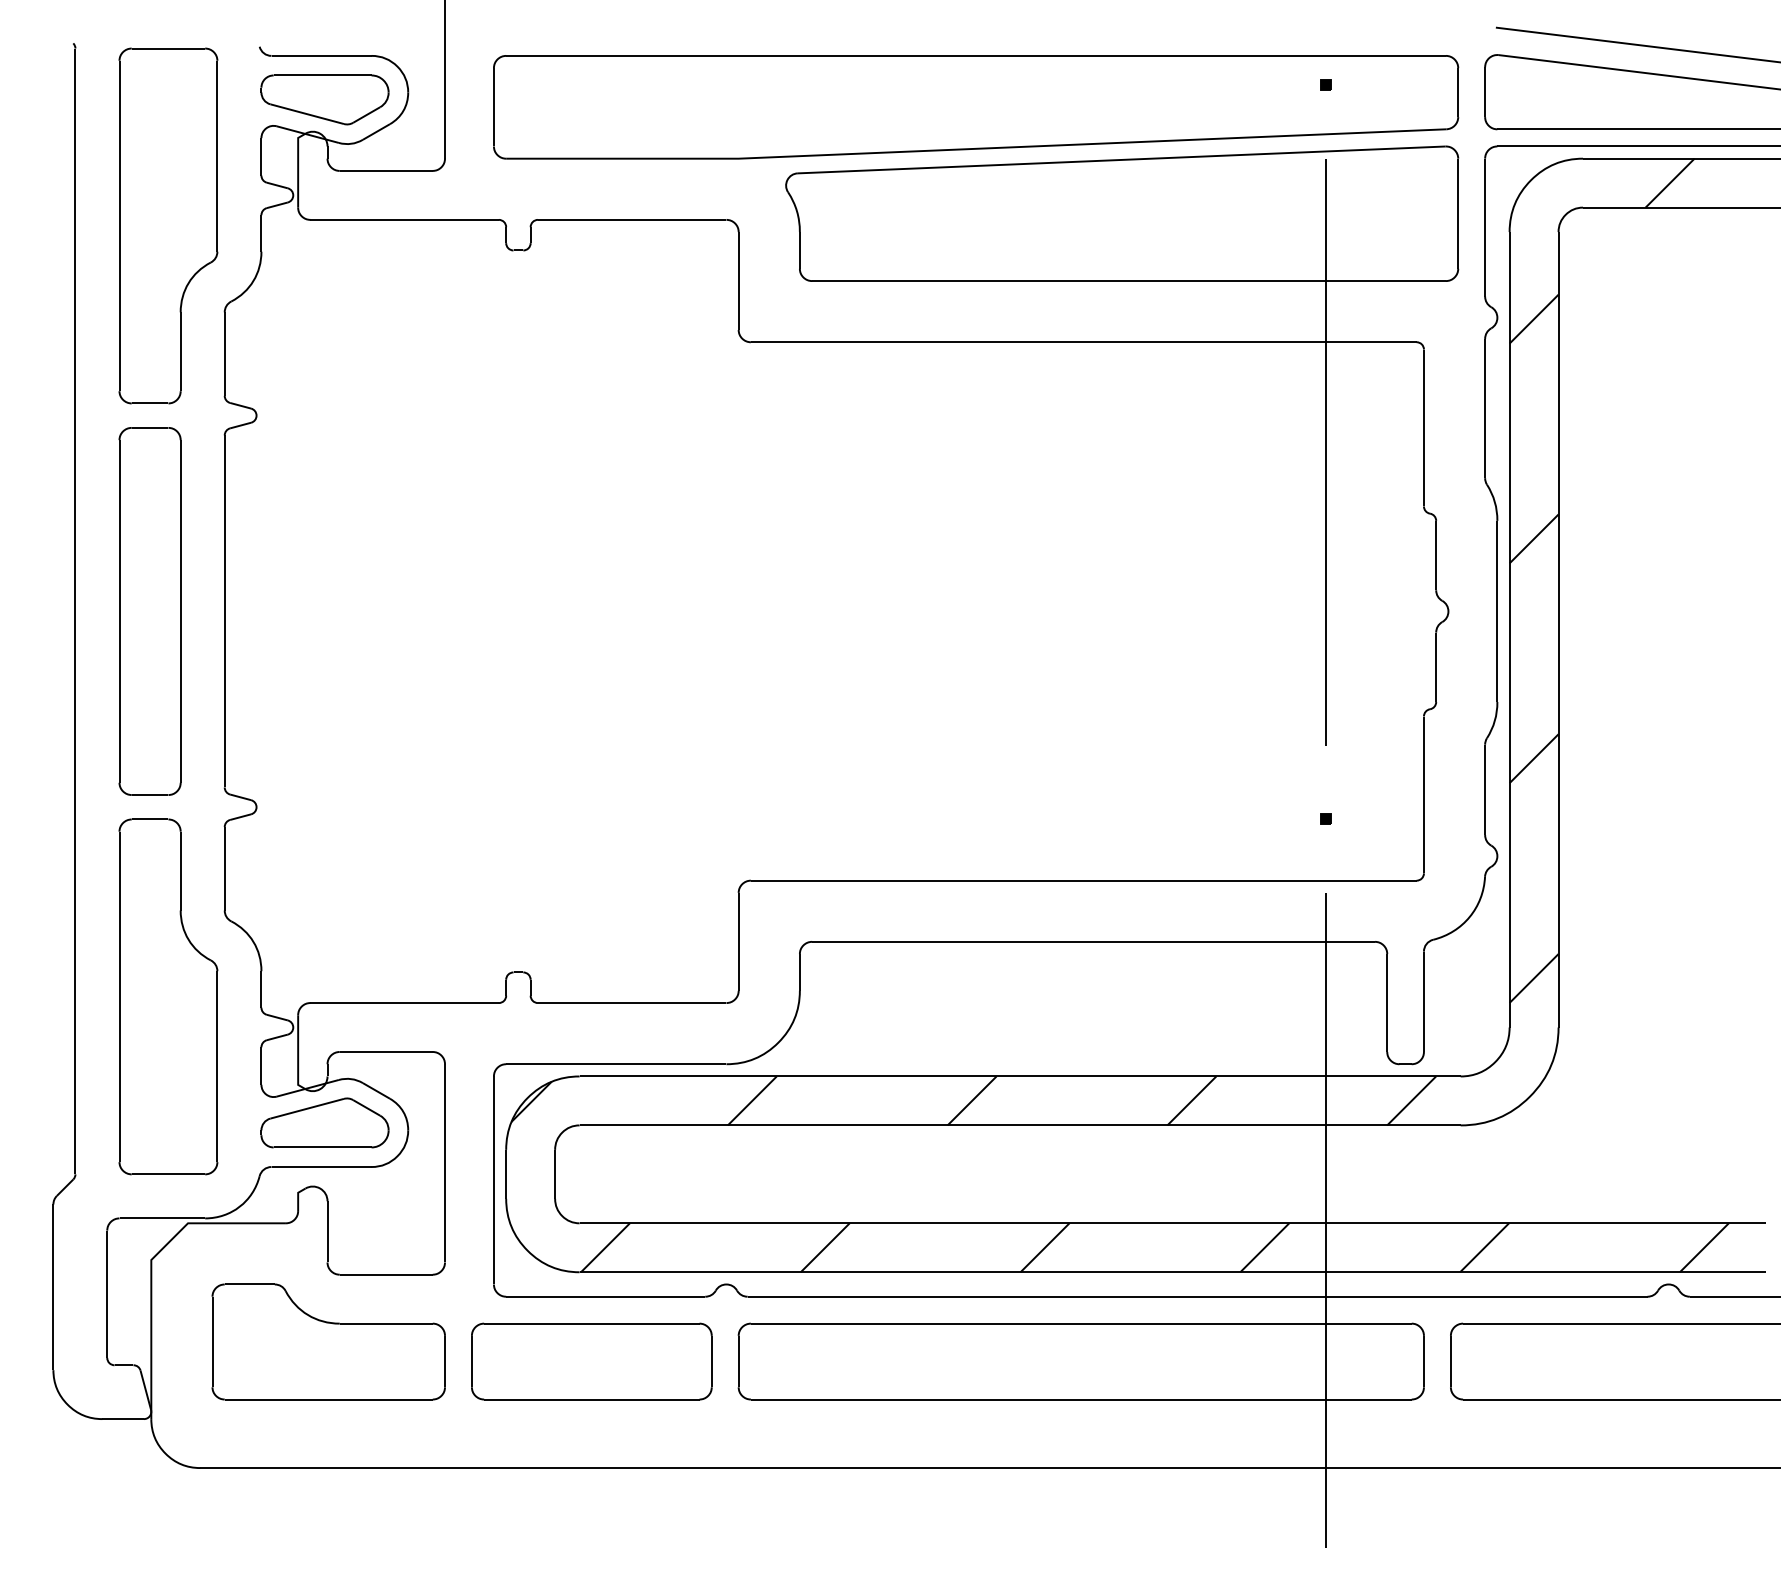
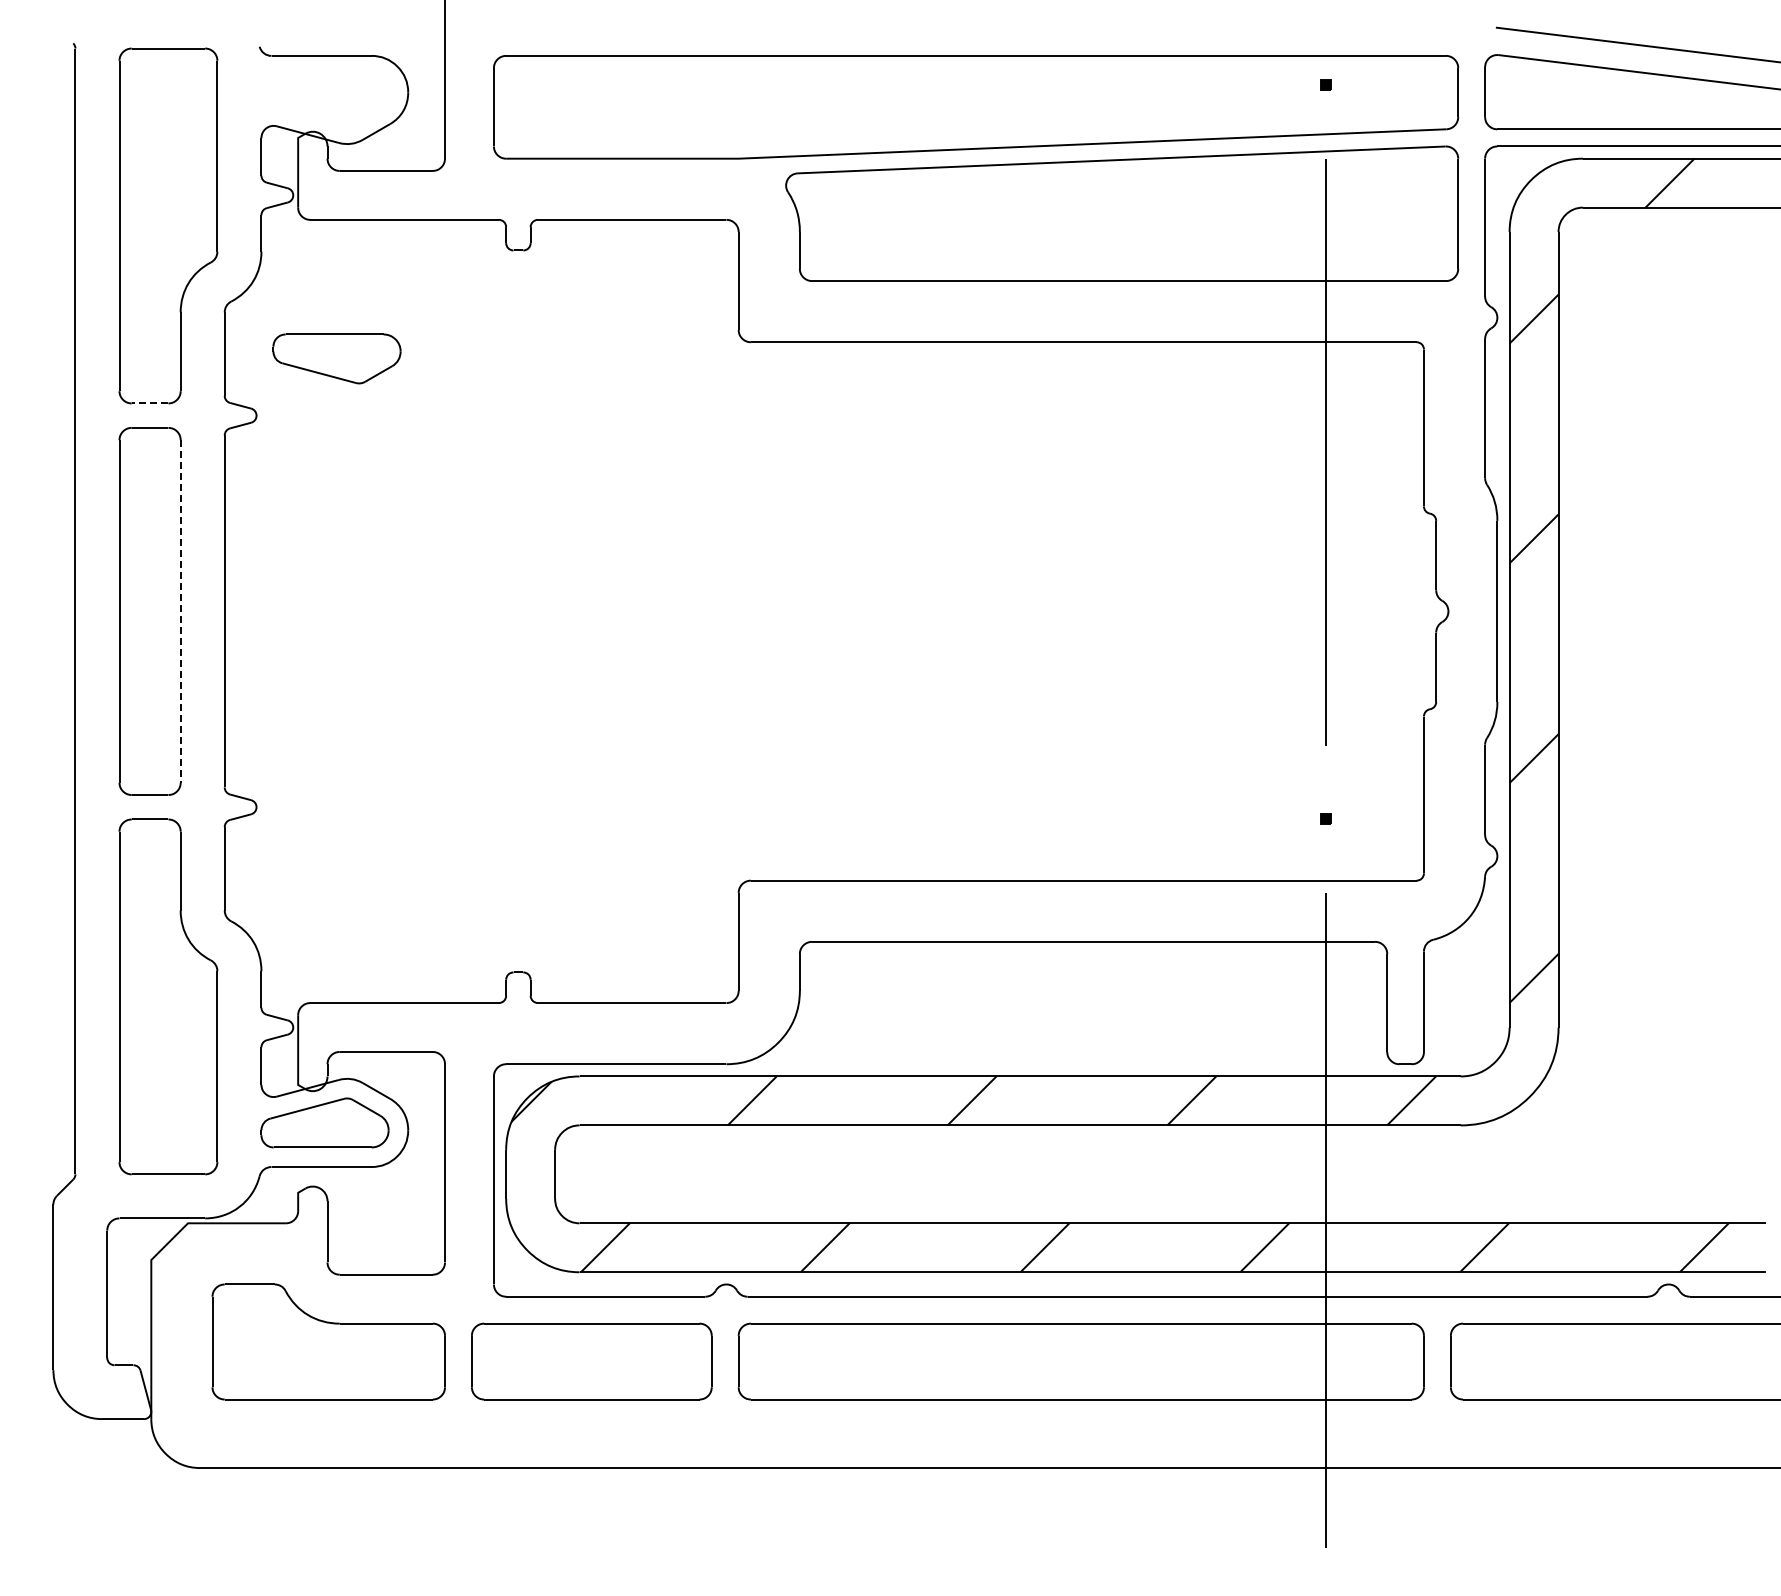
part position: (324, 99) -> (336, 358) (336, 358)
line: solid -> dashed (149, 403)
line: solid -> dashed (180, 611)
